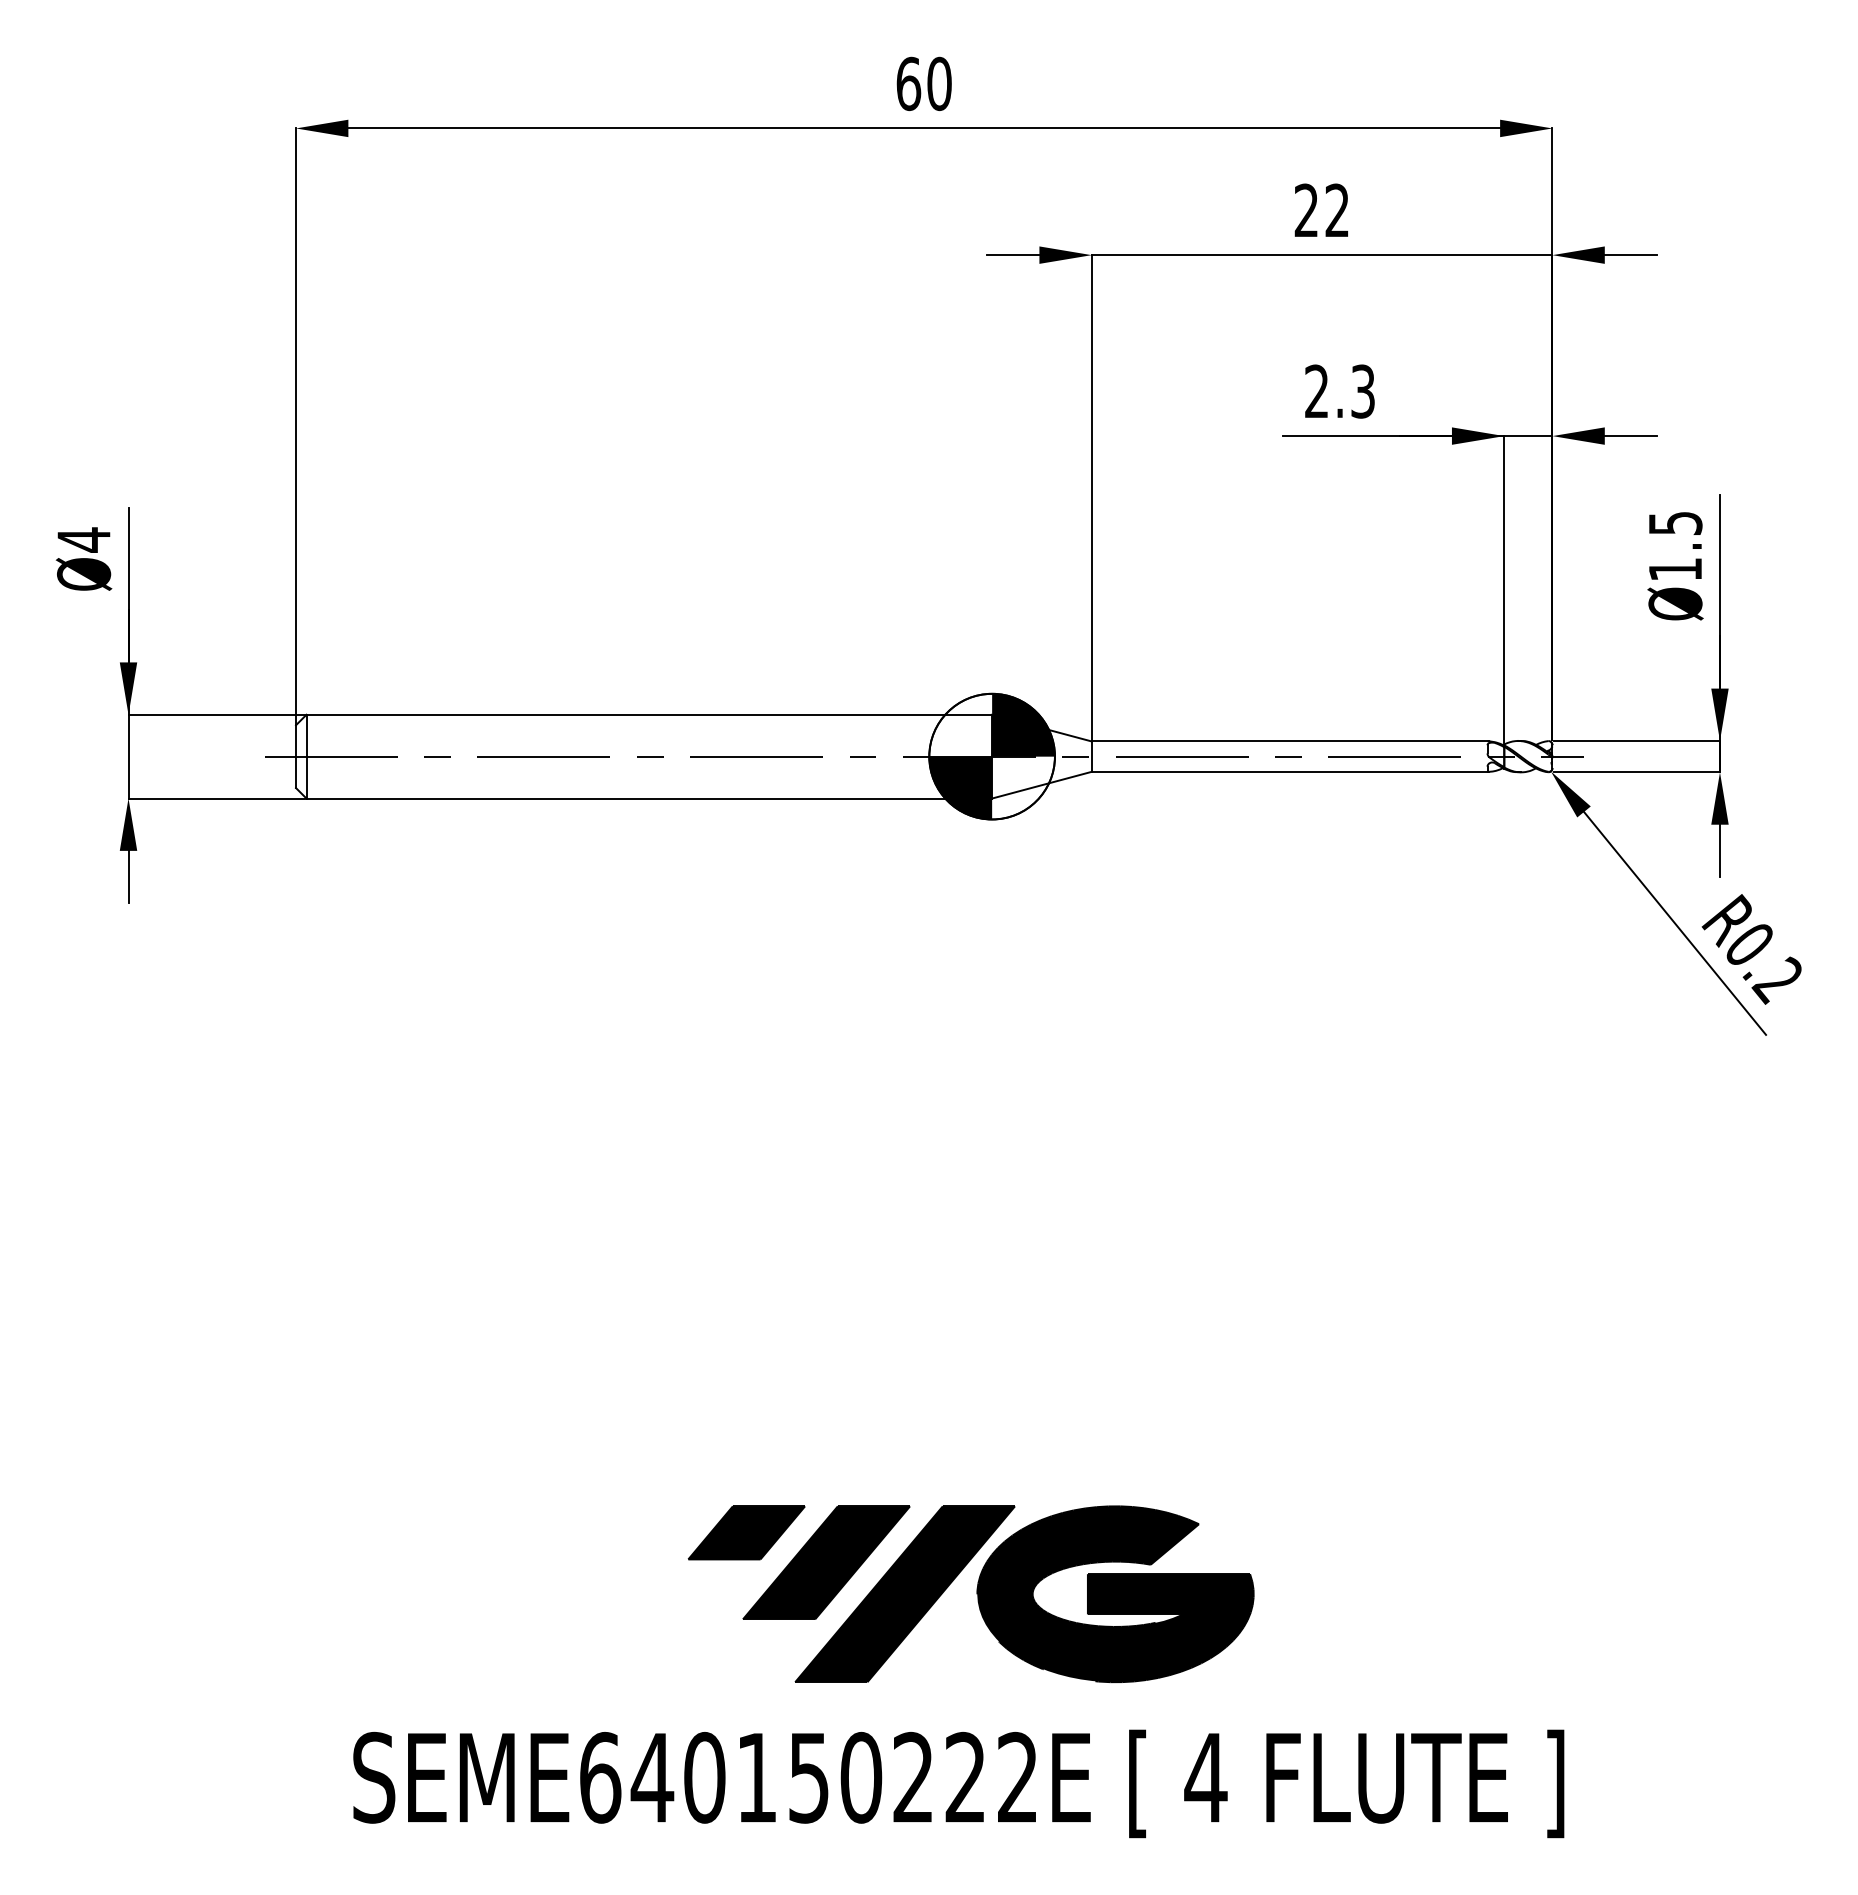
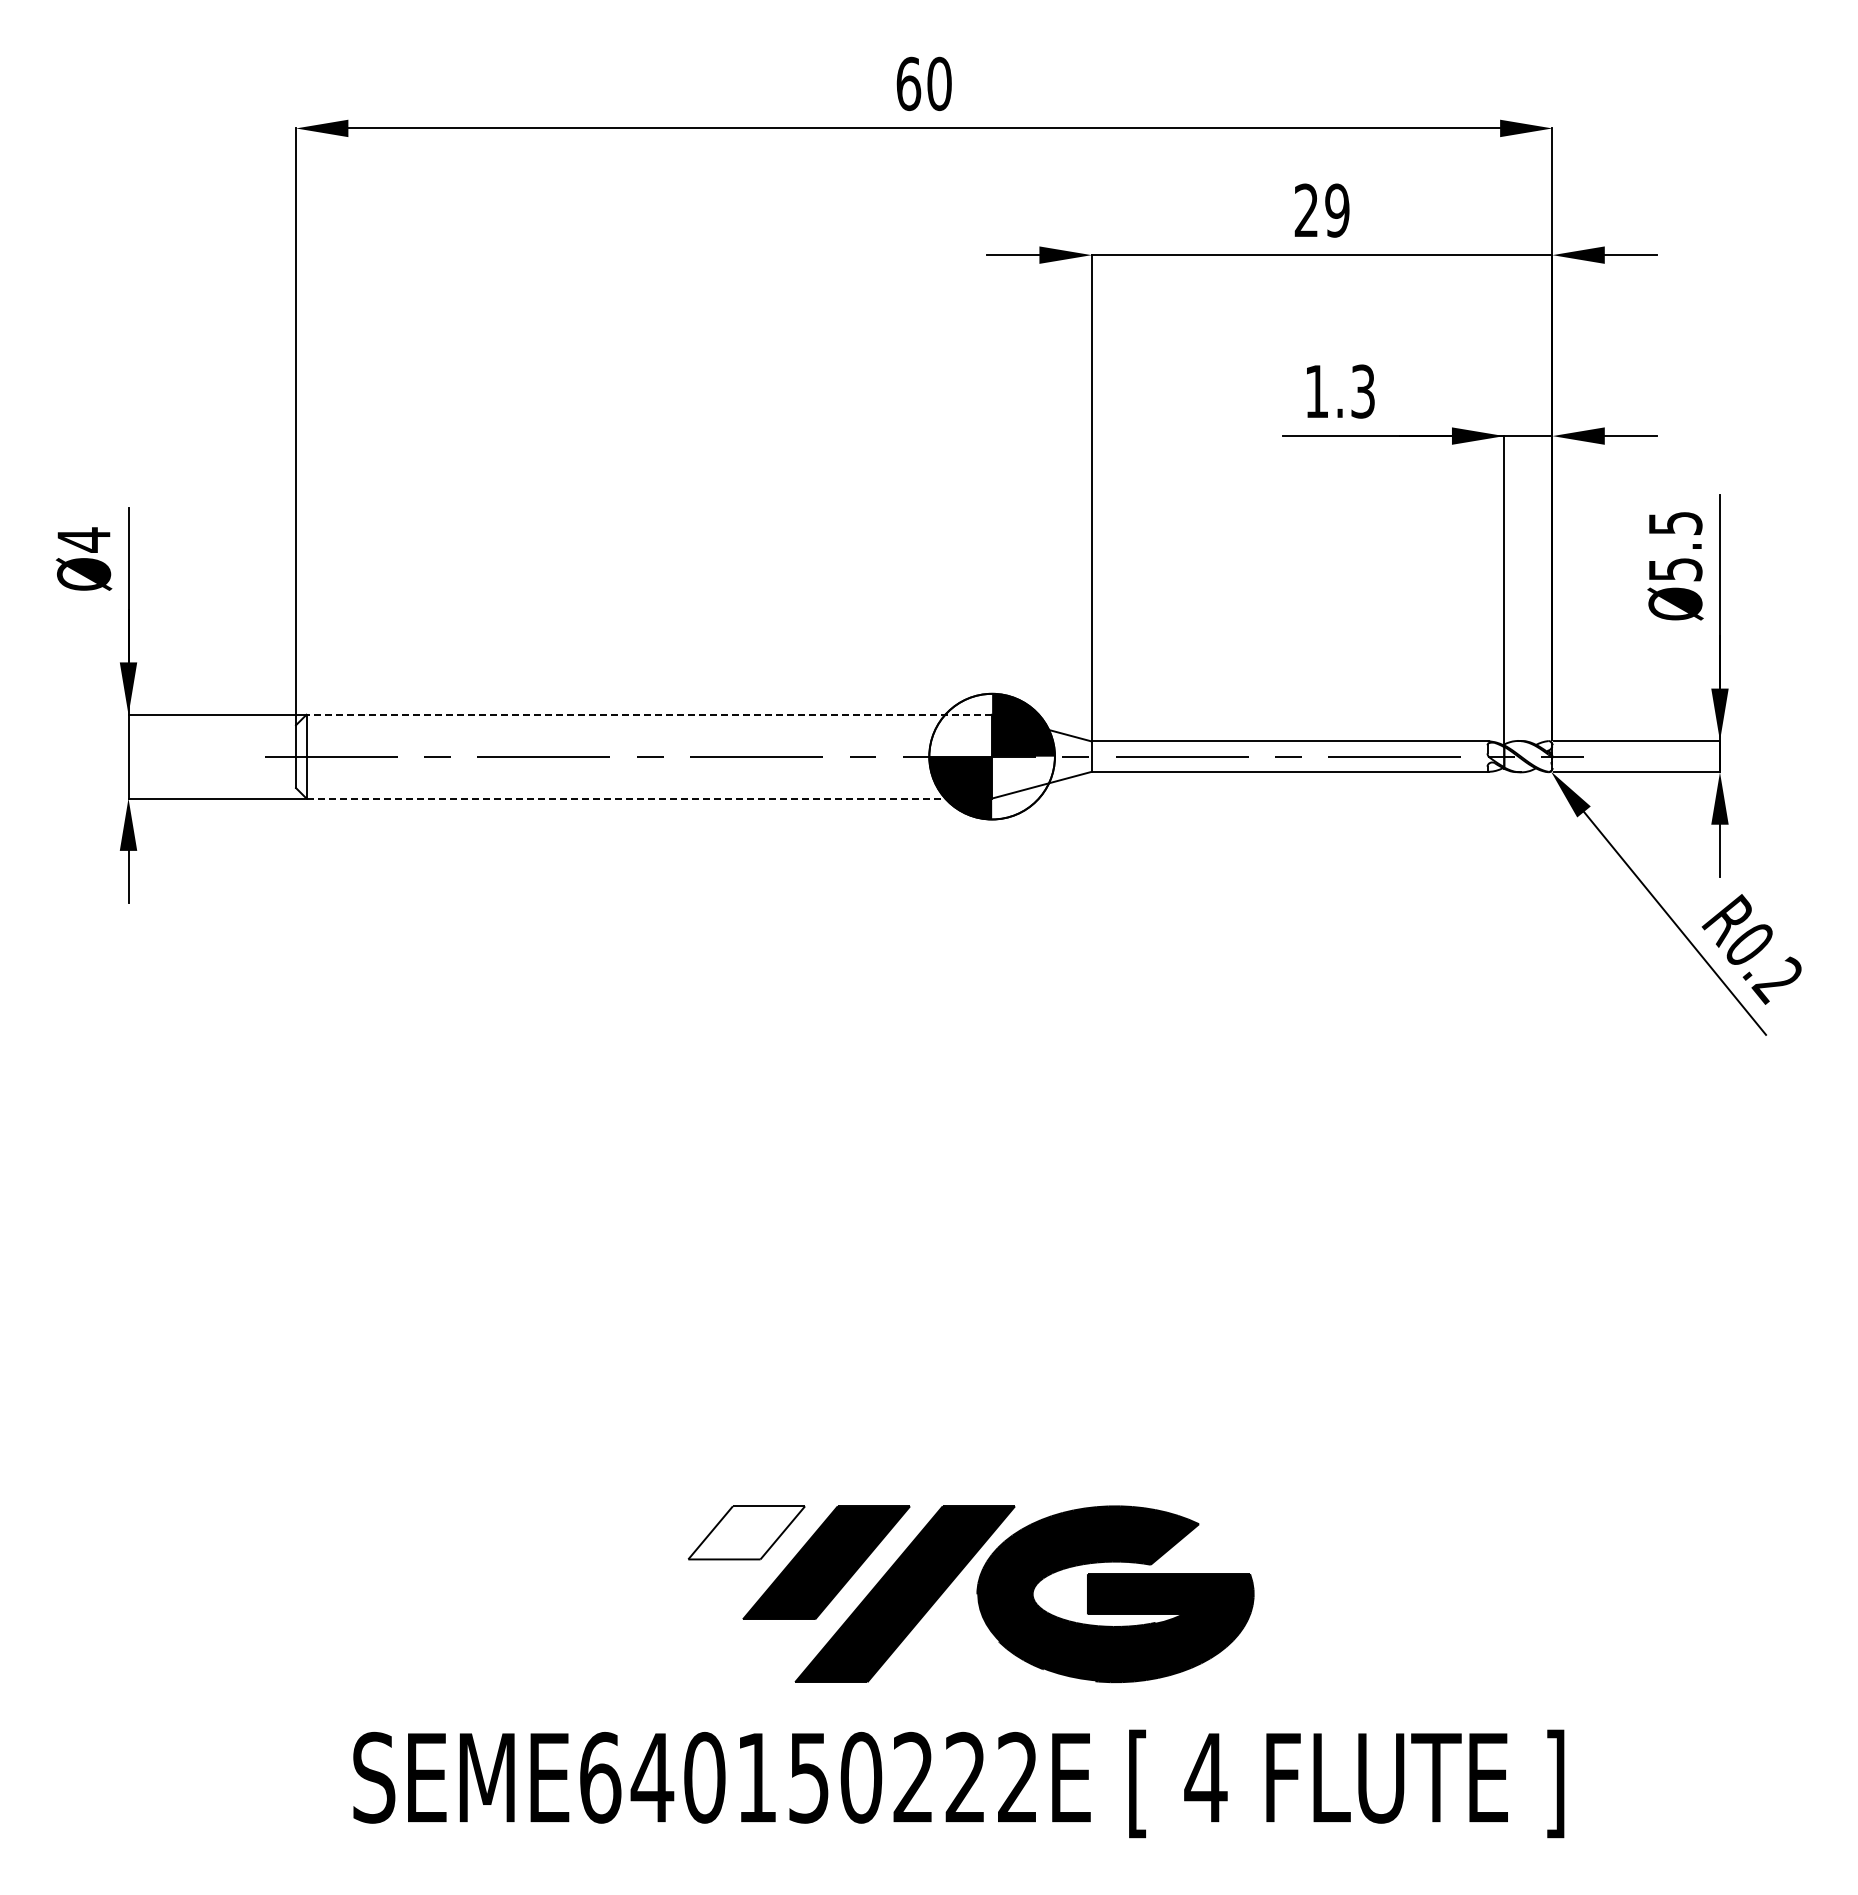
text: 22 -> 29 (1337, 210)
text: 2.3 -> 1.3 (1316, 390)
text: Ø1.5 -> Ø5.5 (1675, 569)
line: solid -> dashed (649, 714)
line: solid -> dashed (649, 798)
fill: present -> none (746, 1532)
